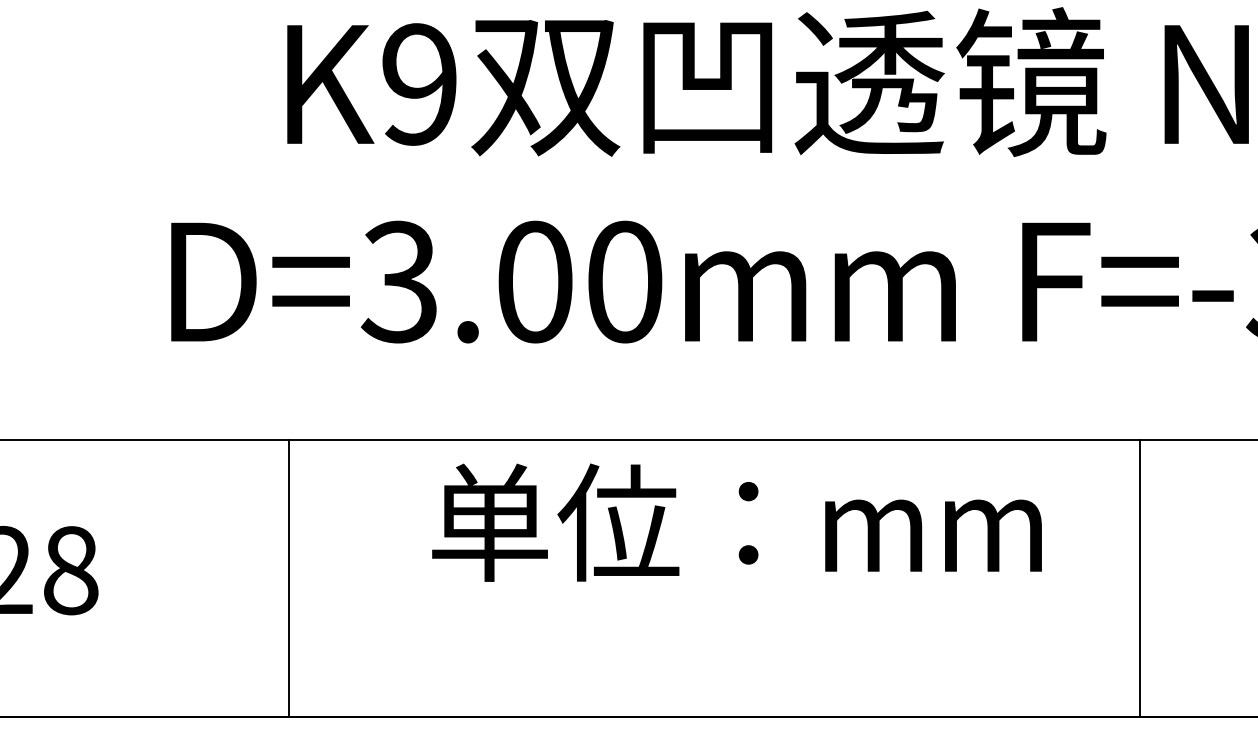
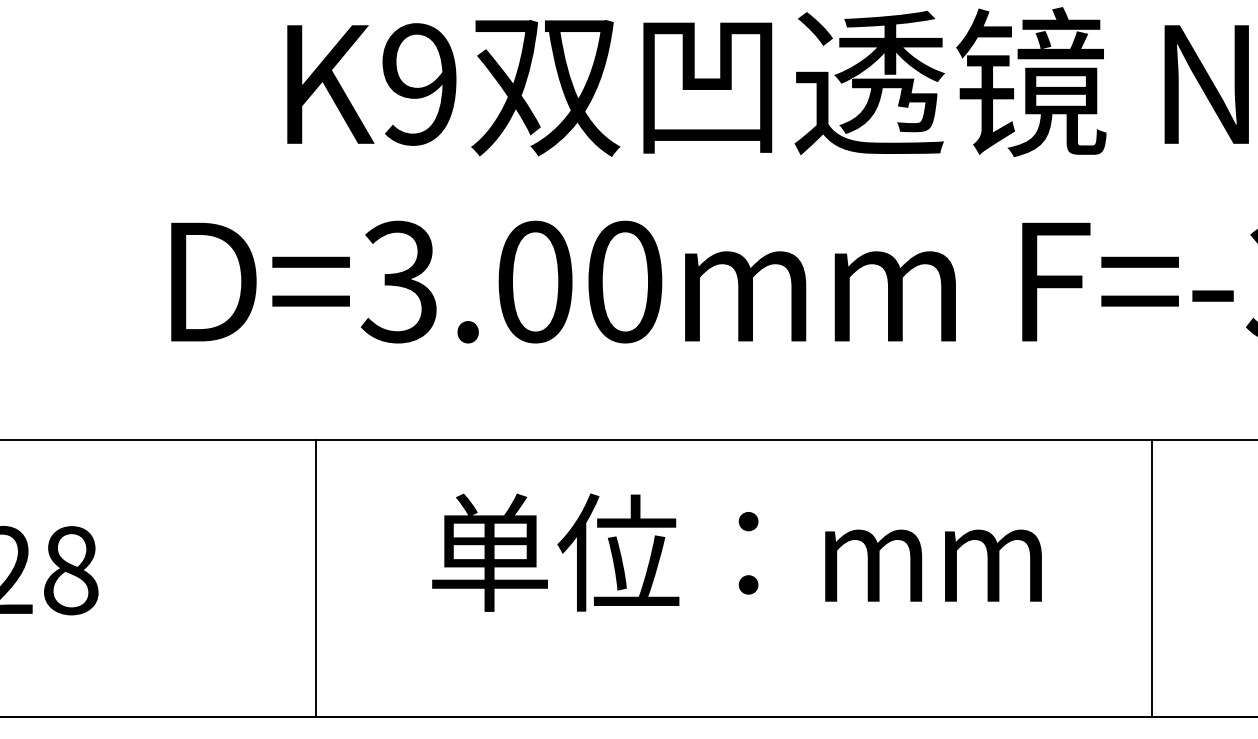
text position: (736, 522) -> (736, 552) (736, 552)
line position: (289, 577) -> (316, 577) (316, 577)
line position: (1140, 577) -> (1152, 577) (1152, 577)
